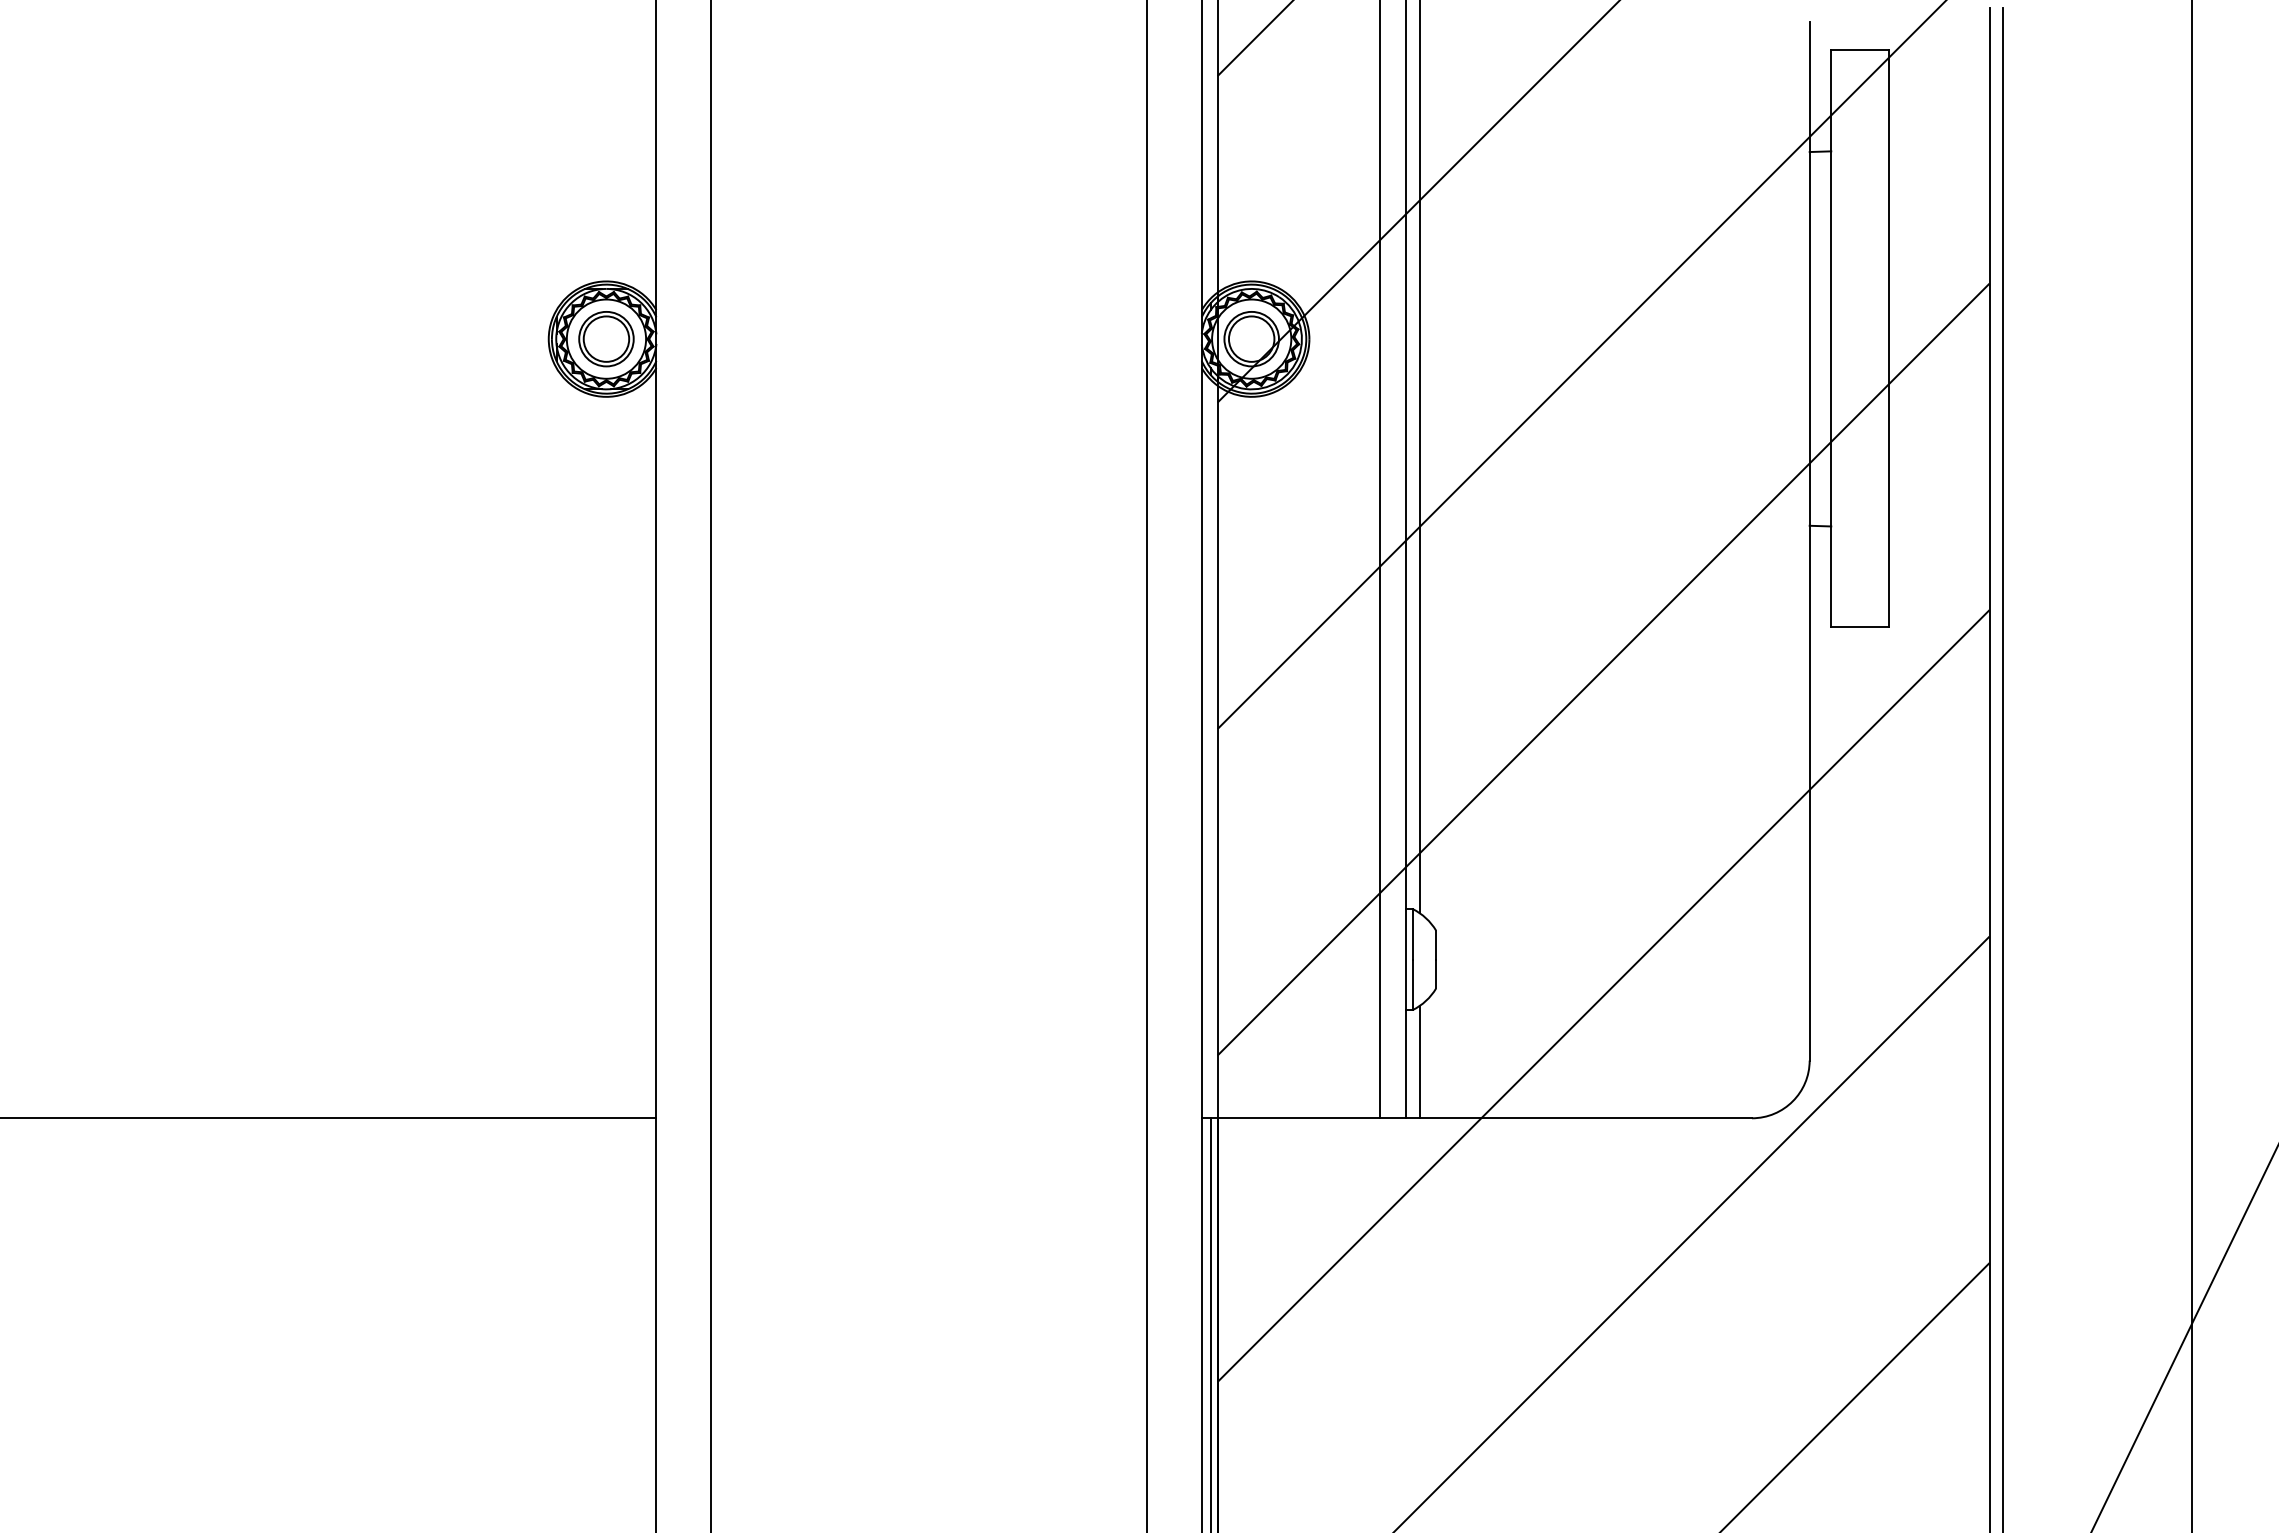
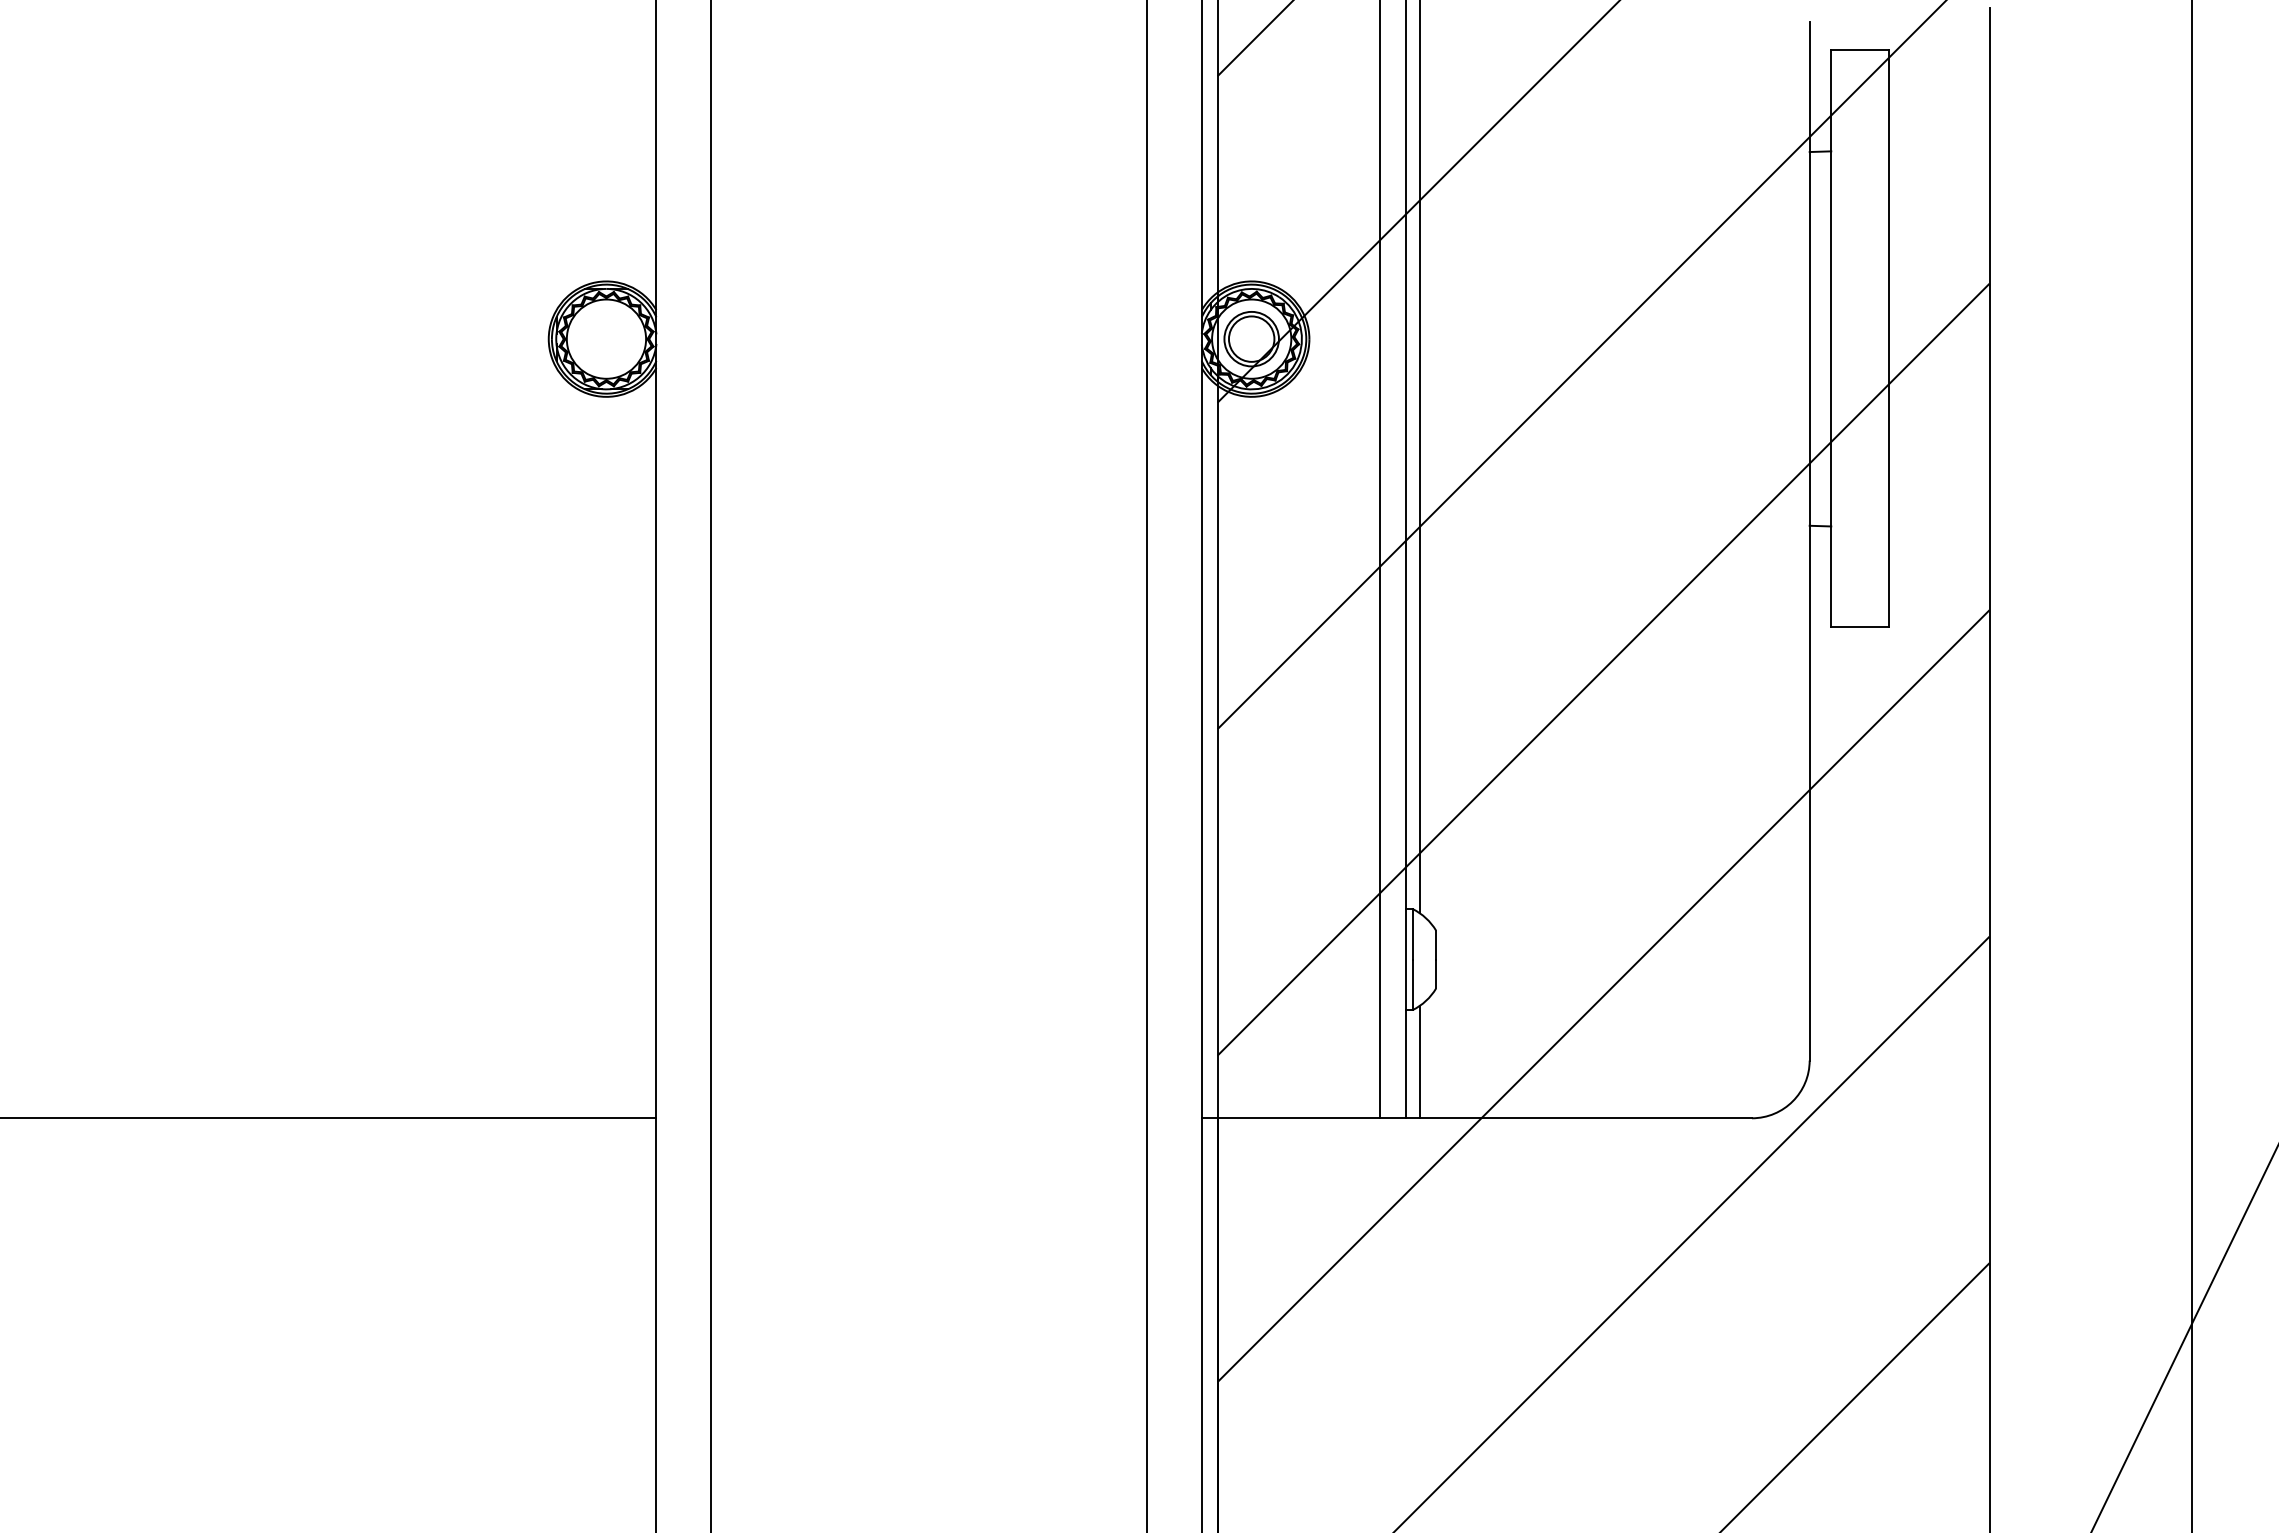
part: present -> none (606, 339)
line: present -> none (2003, 768)
line: present -> none (1210, 1323)
